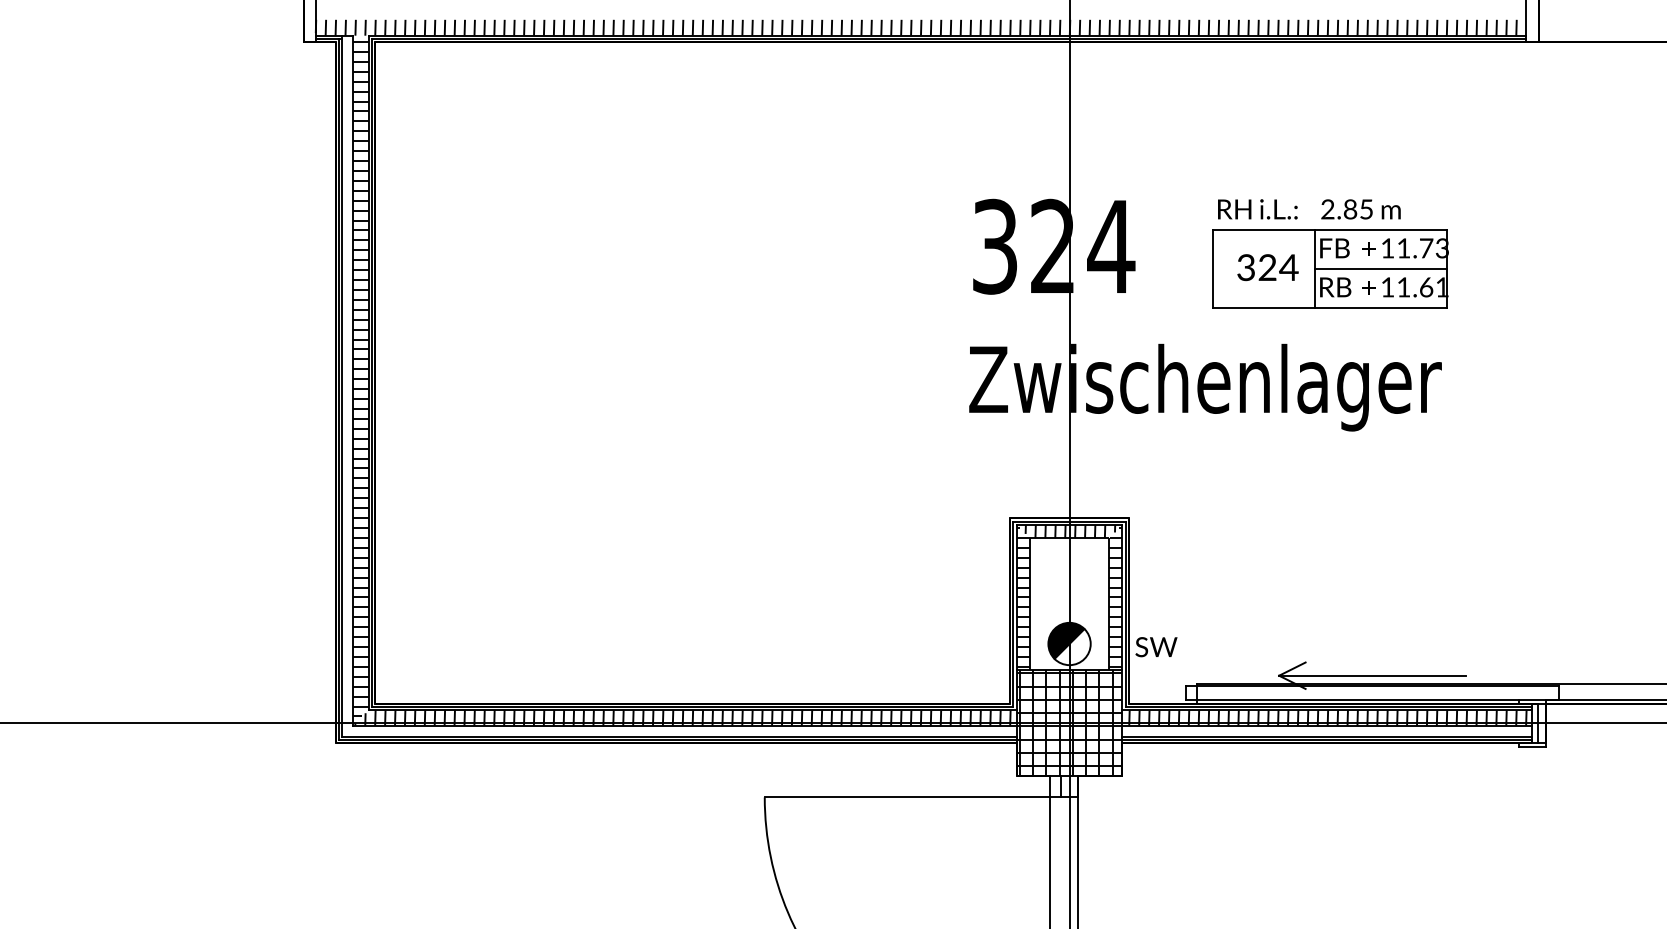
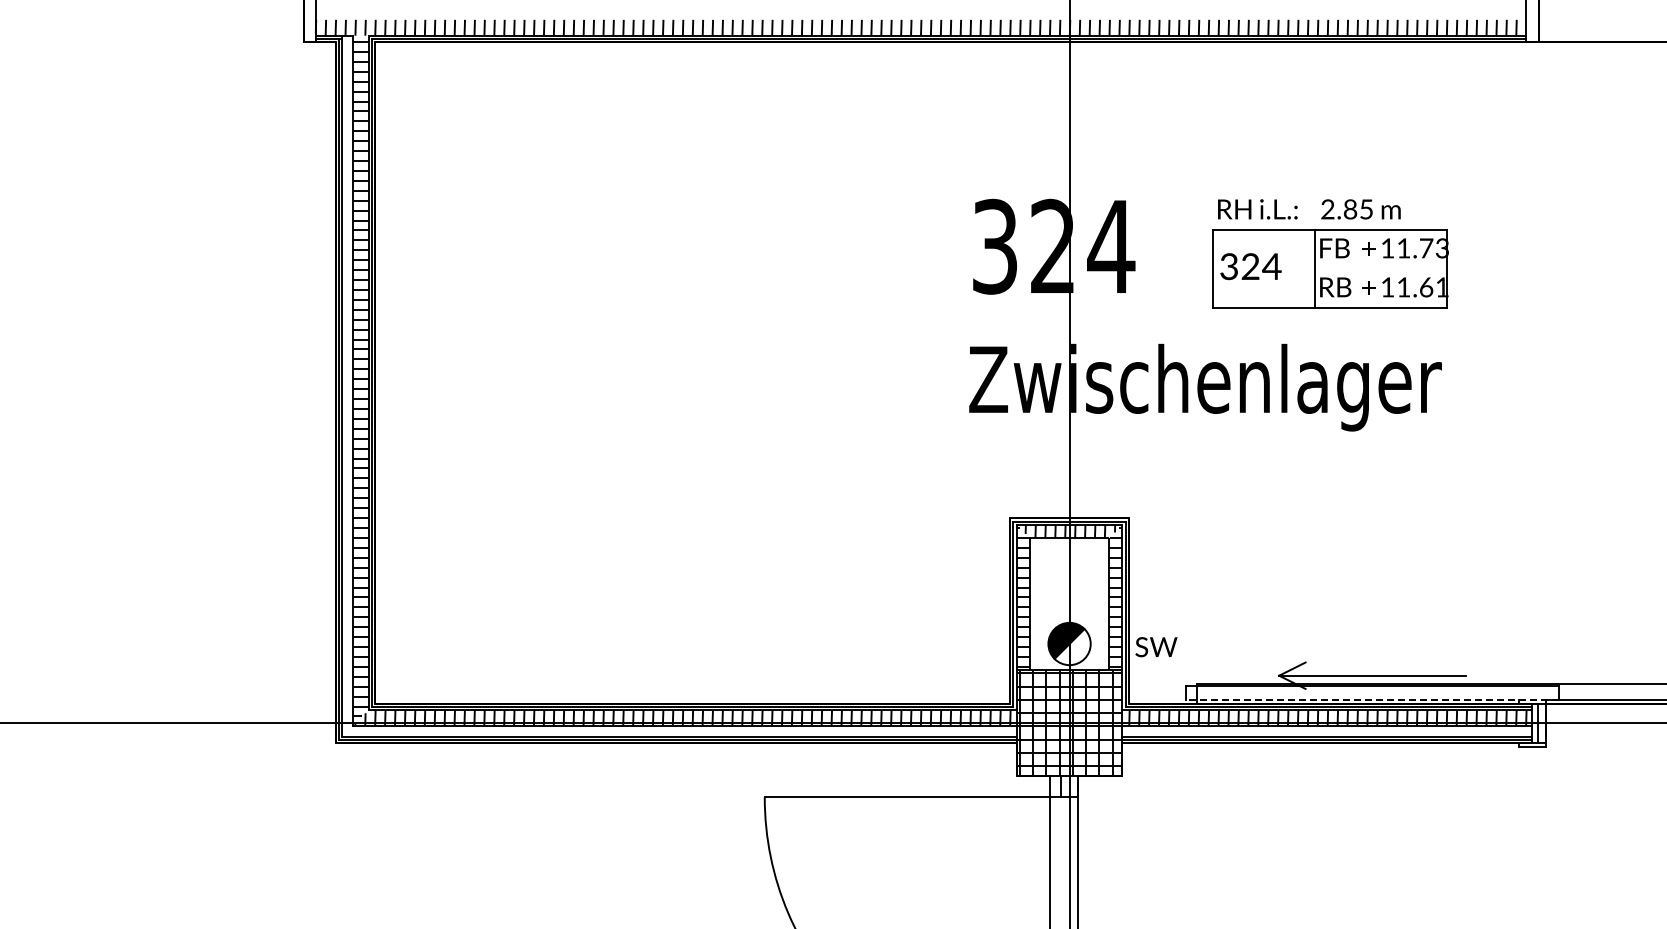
text position: (1267, 267) -> (1250, 266) (1250, 266)
line: present -> none (1380, 268)
line: solid -> dashed (1371, 699)
